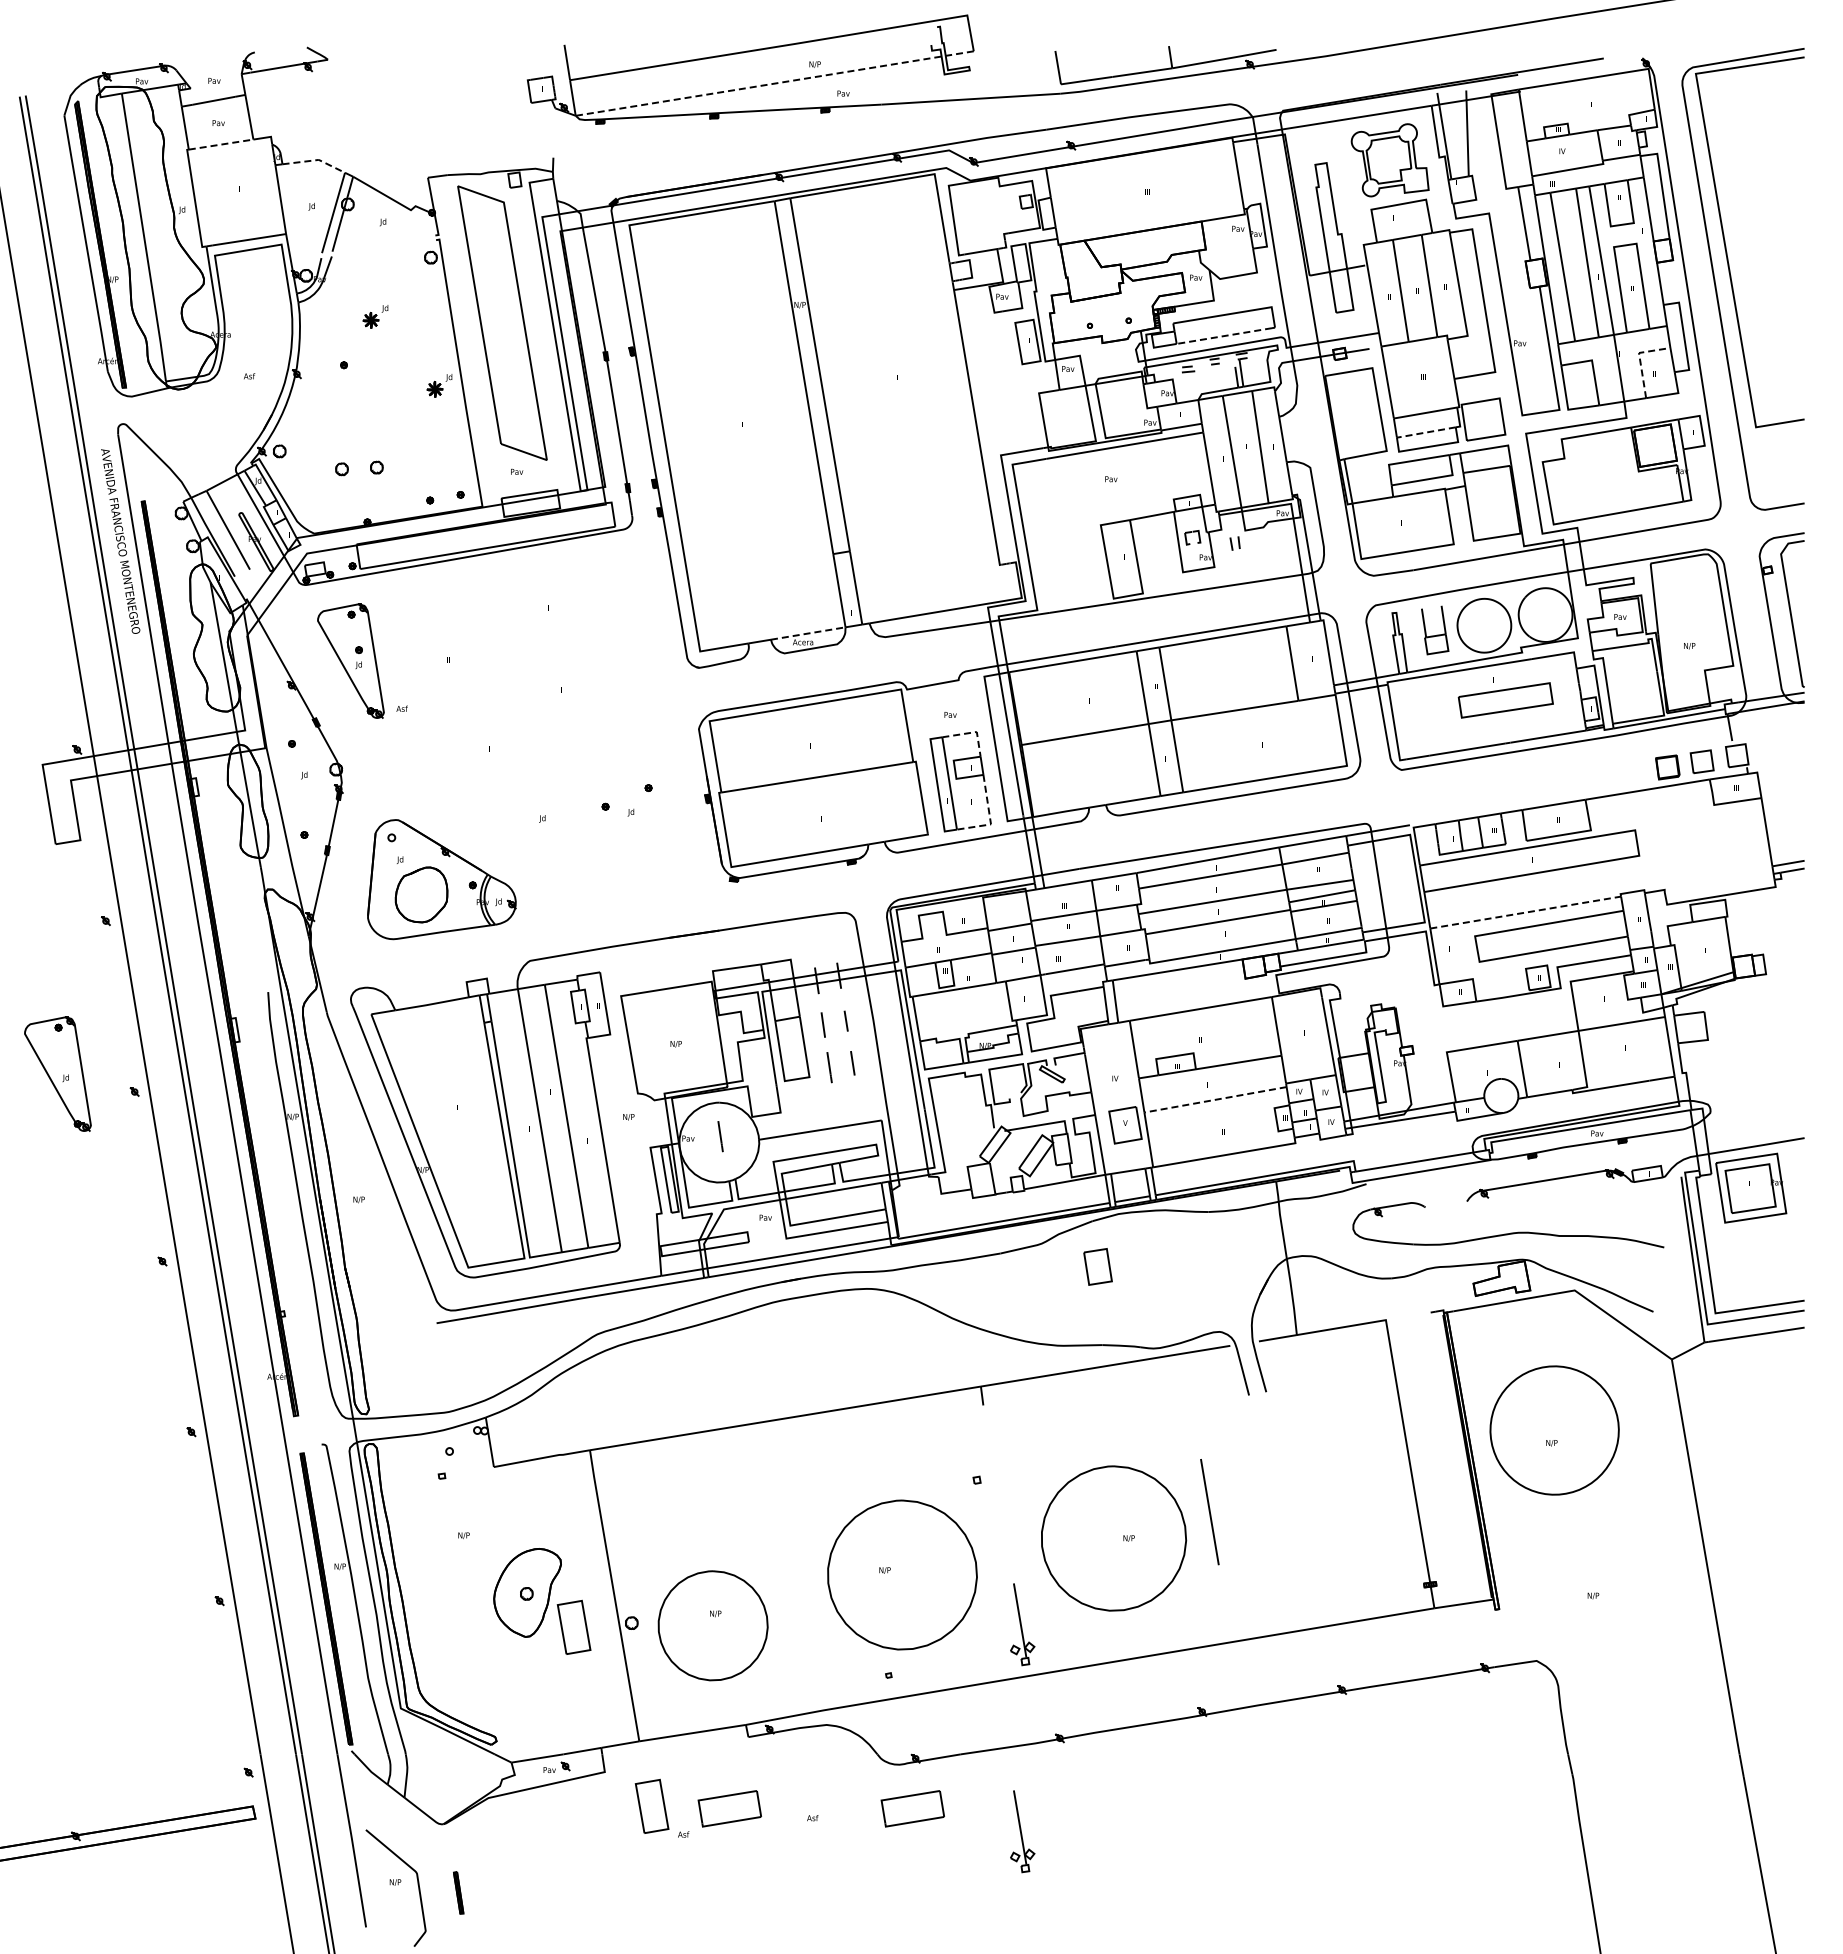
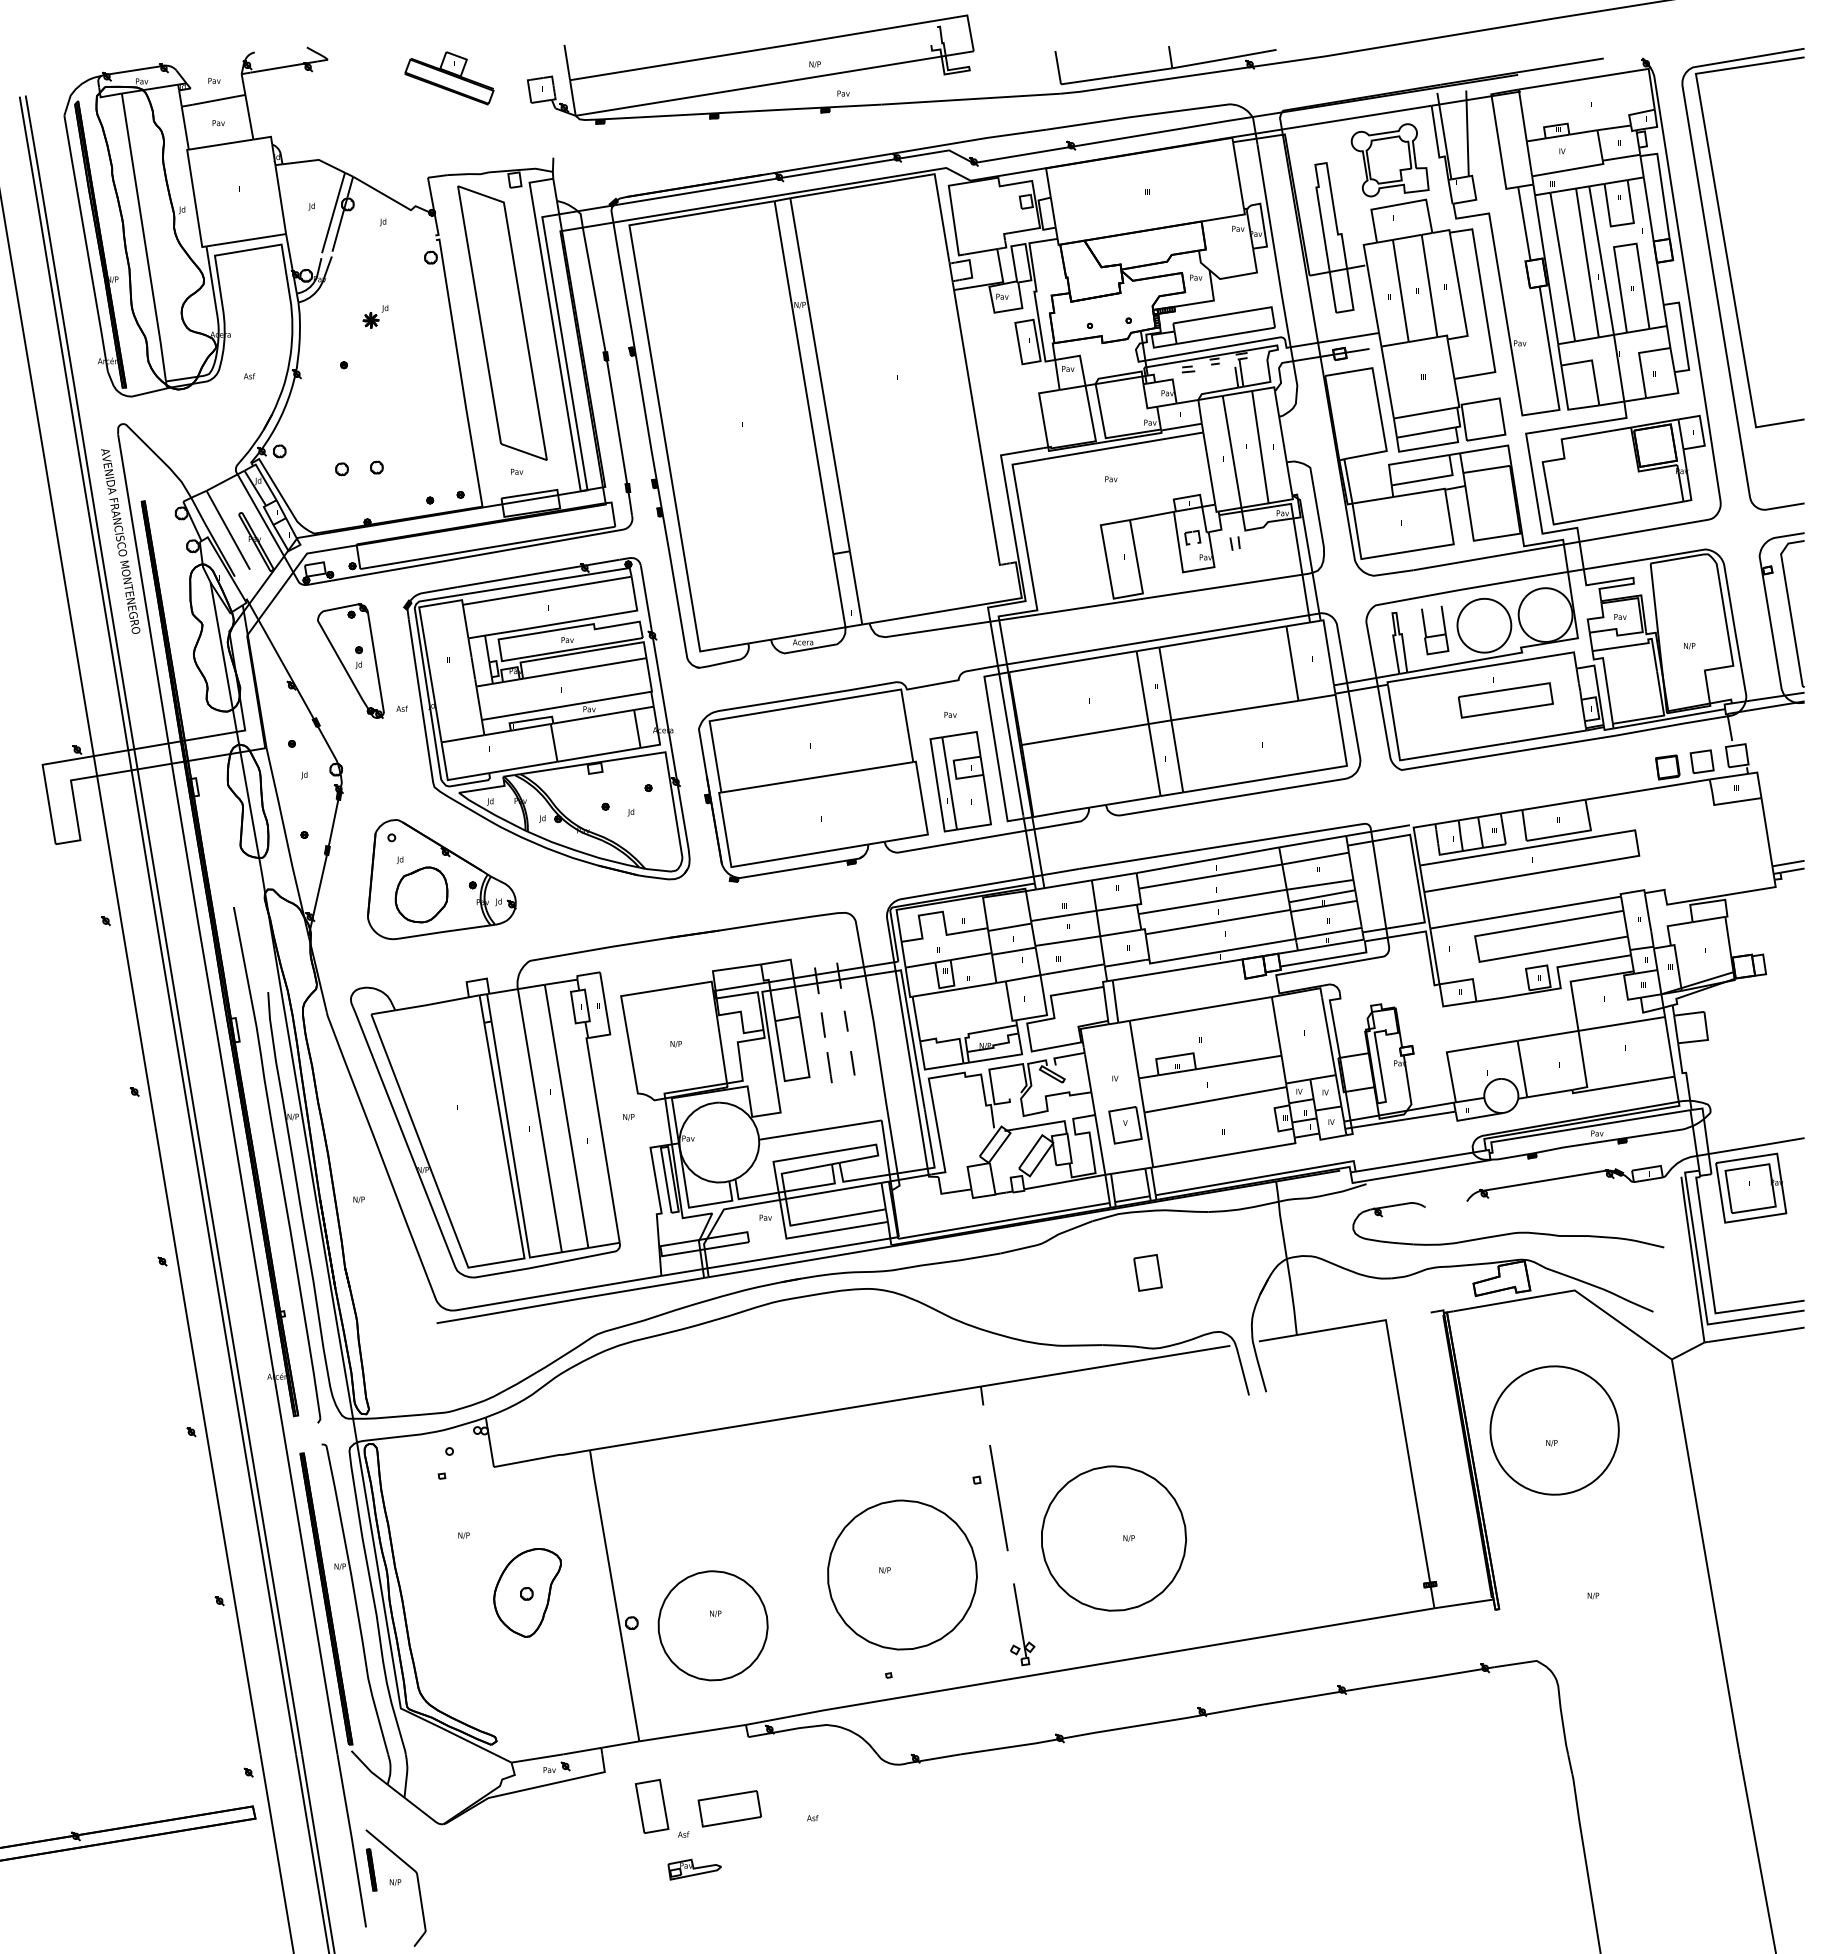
part: none -> present (449, 78)
line: dashed -> solid (774, 83)
line: dashed -> solid (221, 144)
line: dashed -> solid (315, 160)
line: dashed -> solid (1223, 336)
line: dashed -> solid (1639, 358)
part: present -> none (439, 385)
line: dashed -> solid (1426, 432)
line: dashed -> solid (808, 633)
part: none -> present (546, 718)
line: dashed -> solid (972, 732)
line: dashed -> solid (989, 817)
line: dashed -> solid (1525, 912)
part: present -> none (57, 1073)
line: dashed -> solid (1215, 1099)
line: present -> none (720, 1136)
curve: none -> present (278, 1165)
part position: (1097, 1266) -> (1147, 1272) (1147, 1272)
line position: (1209, 1512) -> (998, 1498) (998, 1498)
part: present -> none (573, 1626)
part: present -> none (912, 1808)
part: present -> none (1022, 1831)
part: none -> present (694, 1869)
part position: (458, 1892) -> (371, 1869) (371, 1869)
